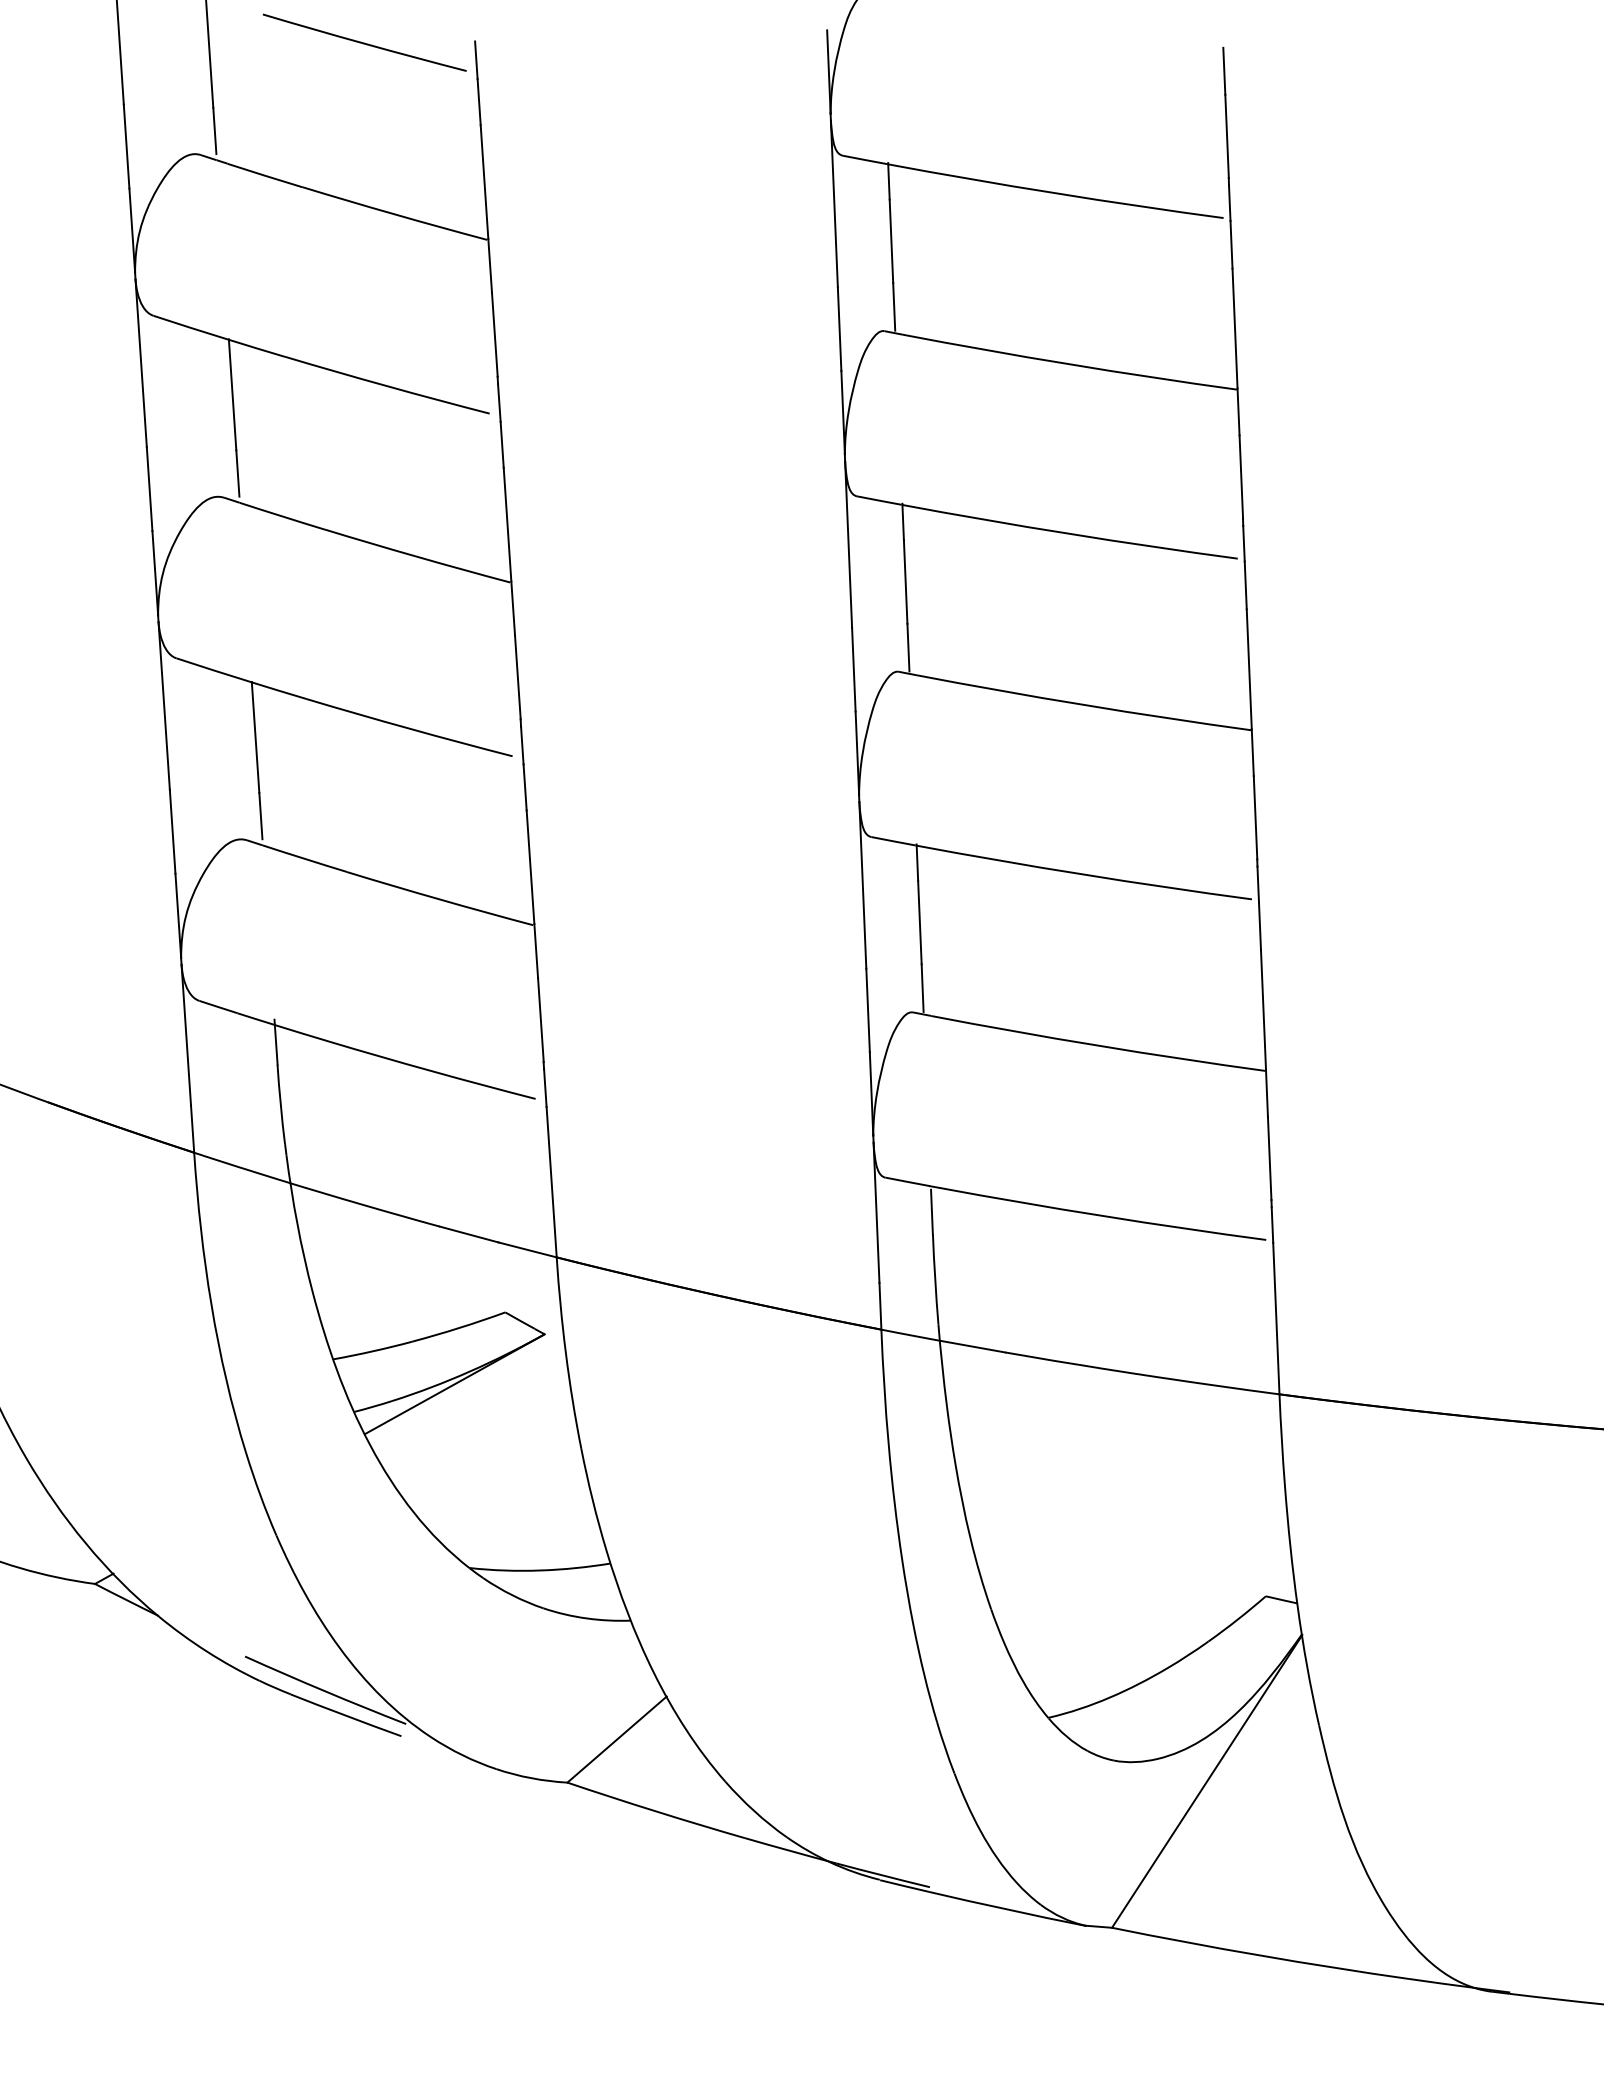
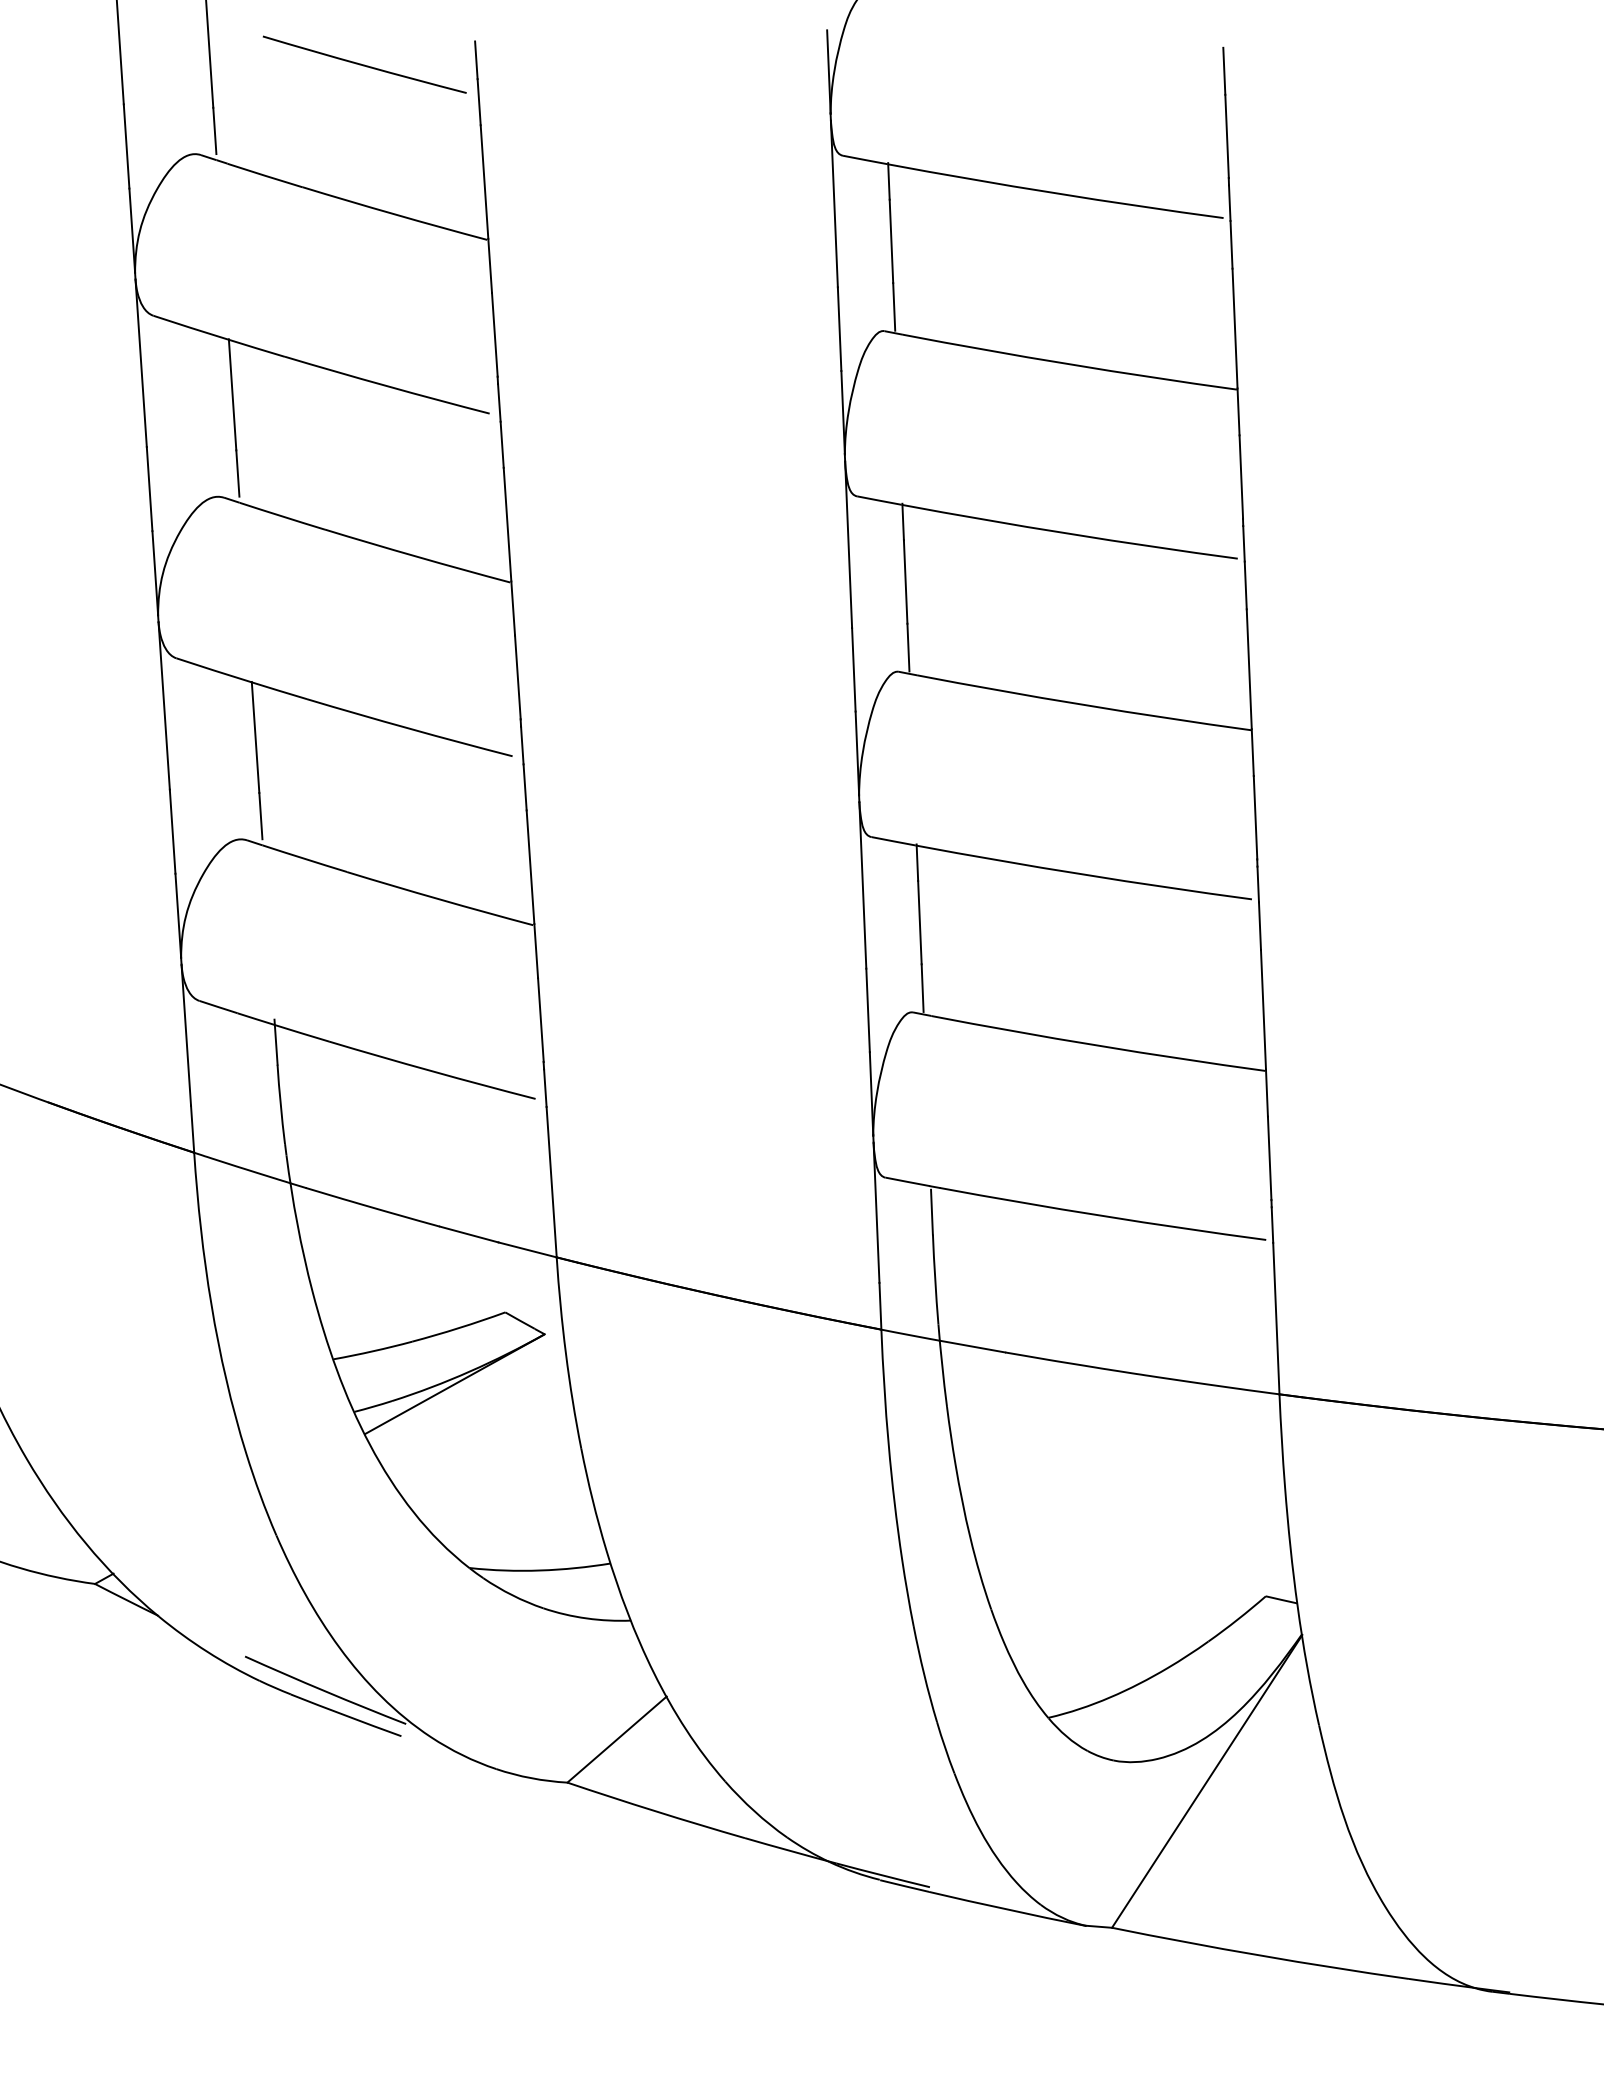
arc position: (364, 42) -> (364, 64) (364, 64)
